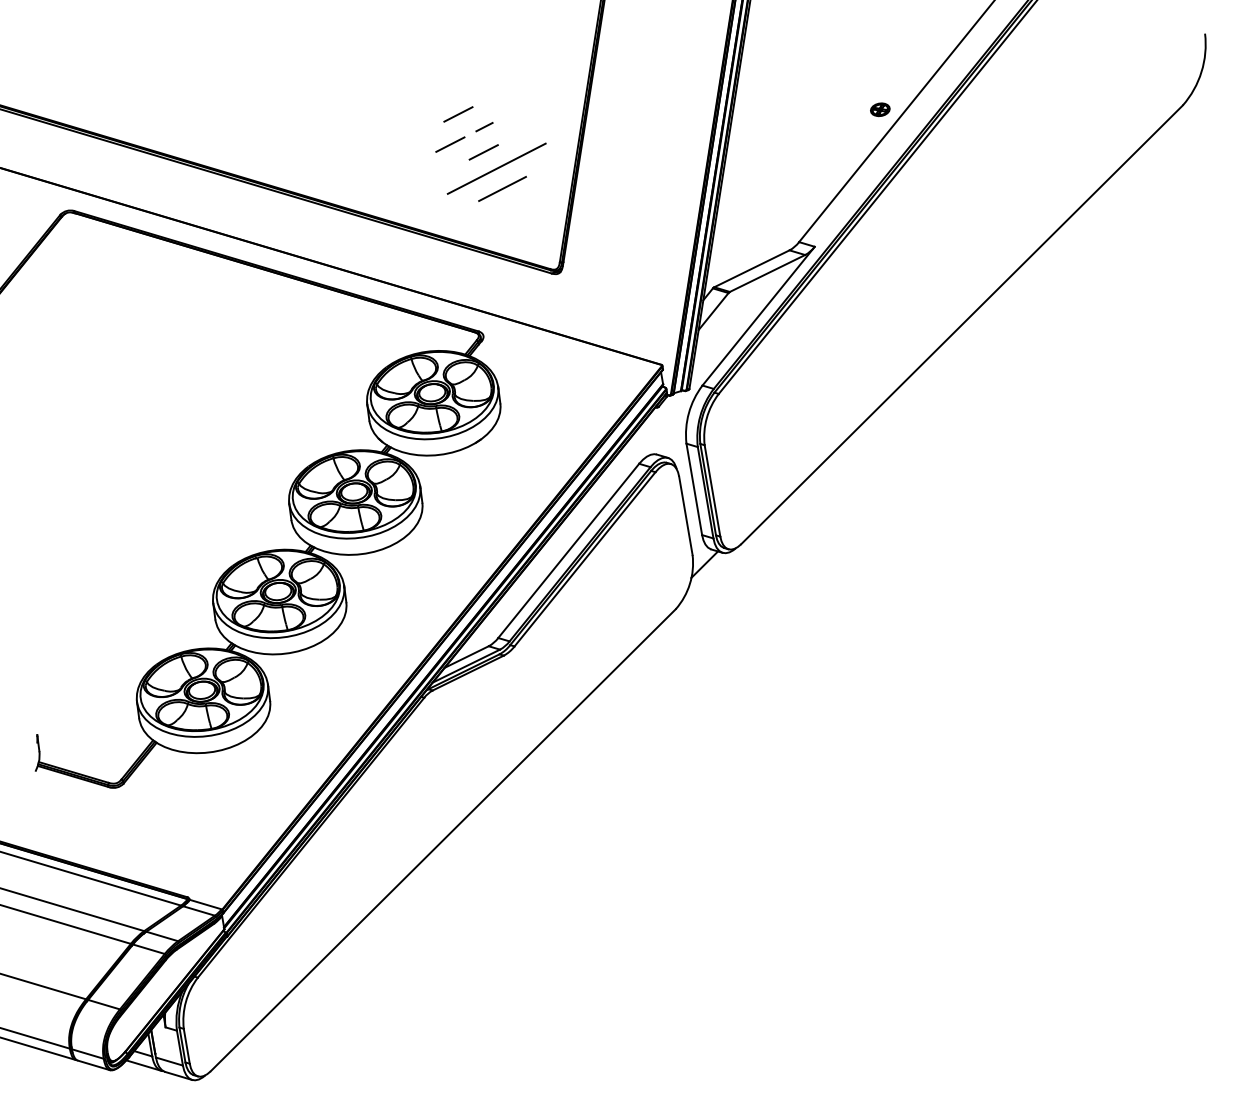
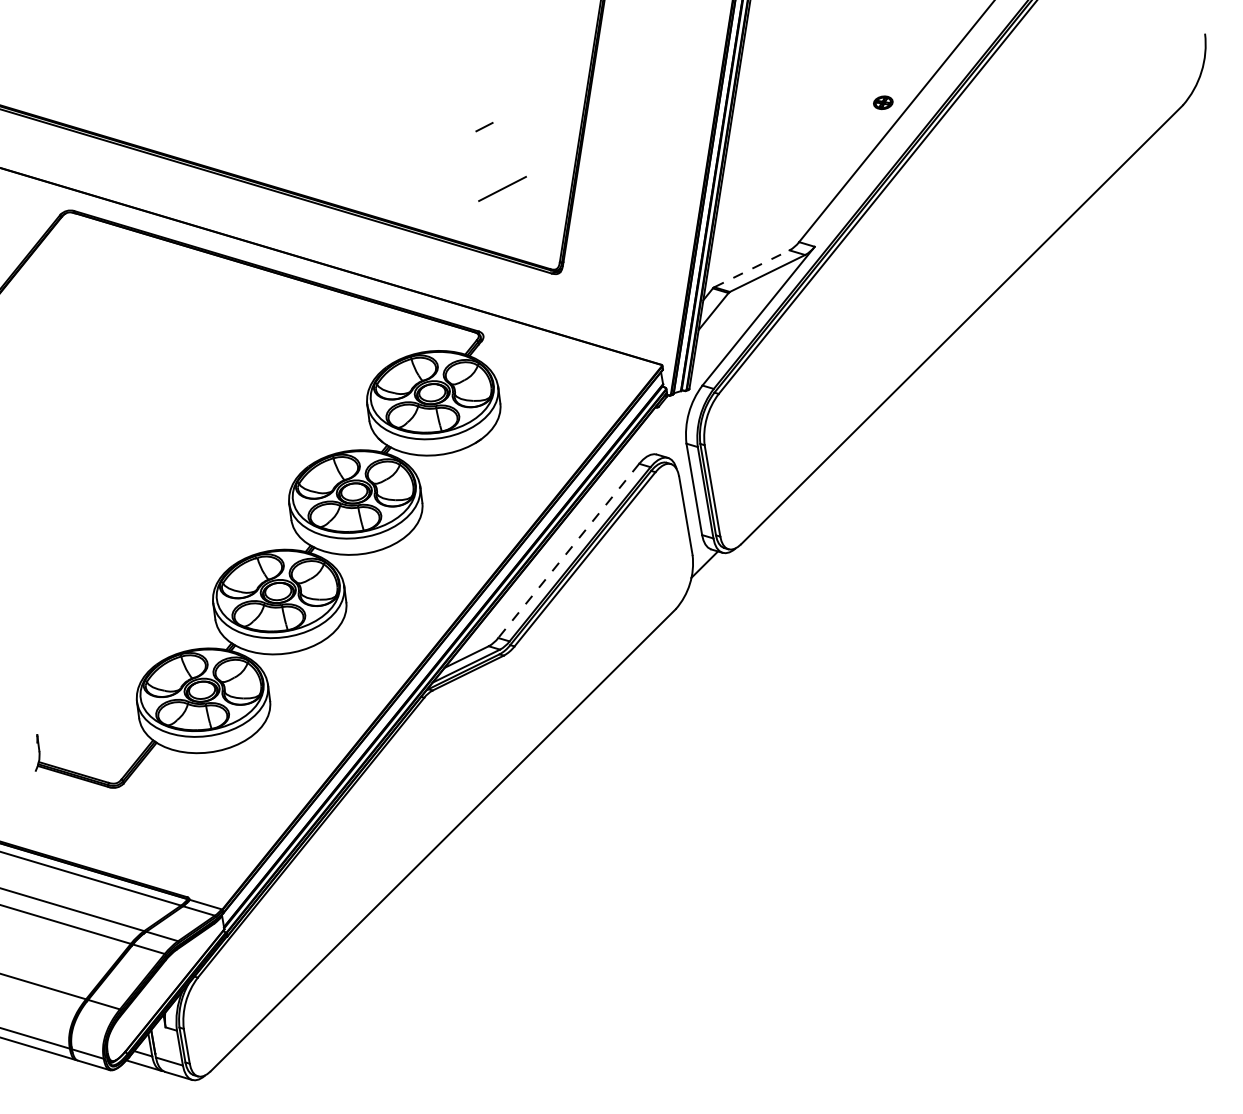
part position: (880, 109) -> (883, 102) (883, 102)
line: present -> none (458, 114)
line: present -> none (450, 144)
line: present -> none (483, 152)
line: present -> none (496, 168)
line: solid -> dashed (751, 268)
line: solid -> dashed (568, 551)
